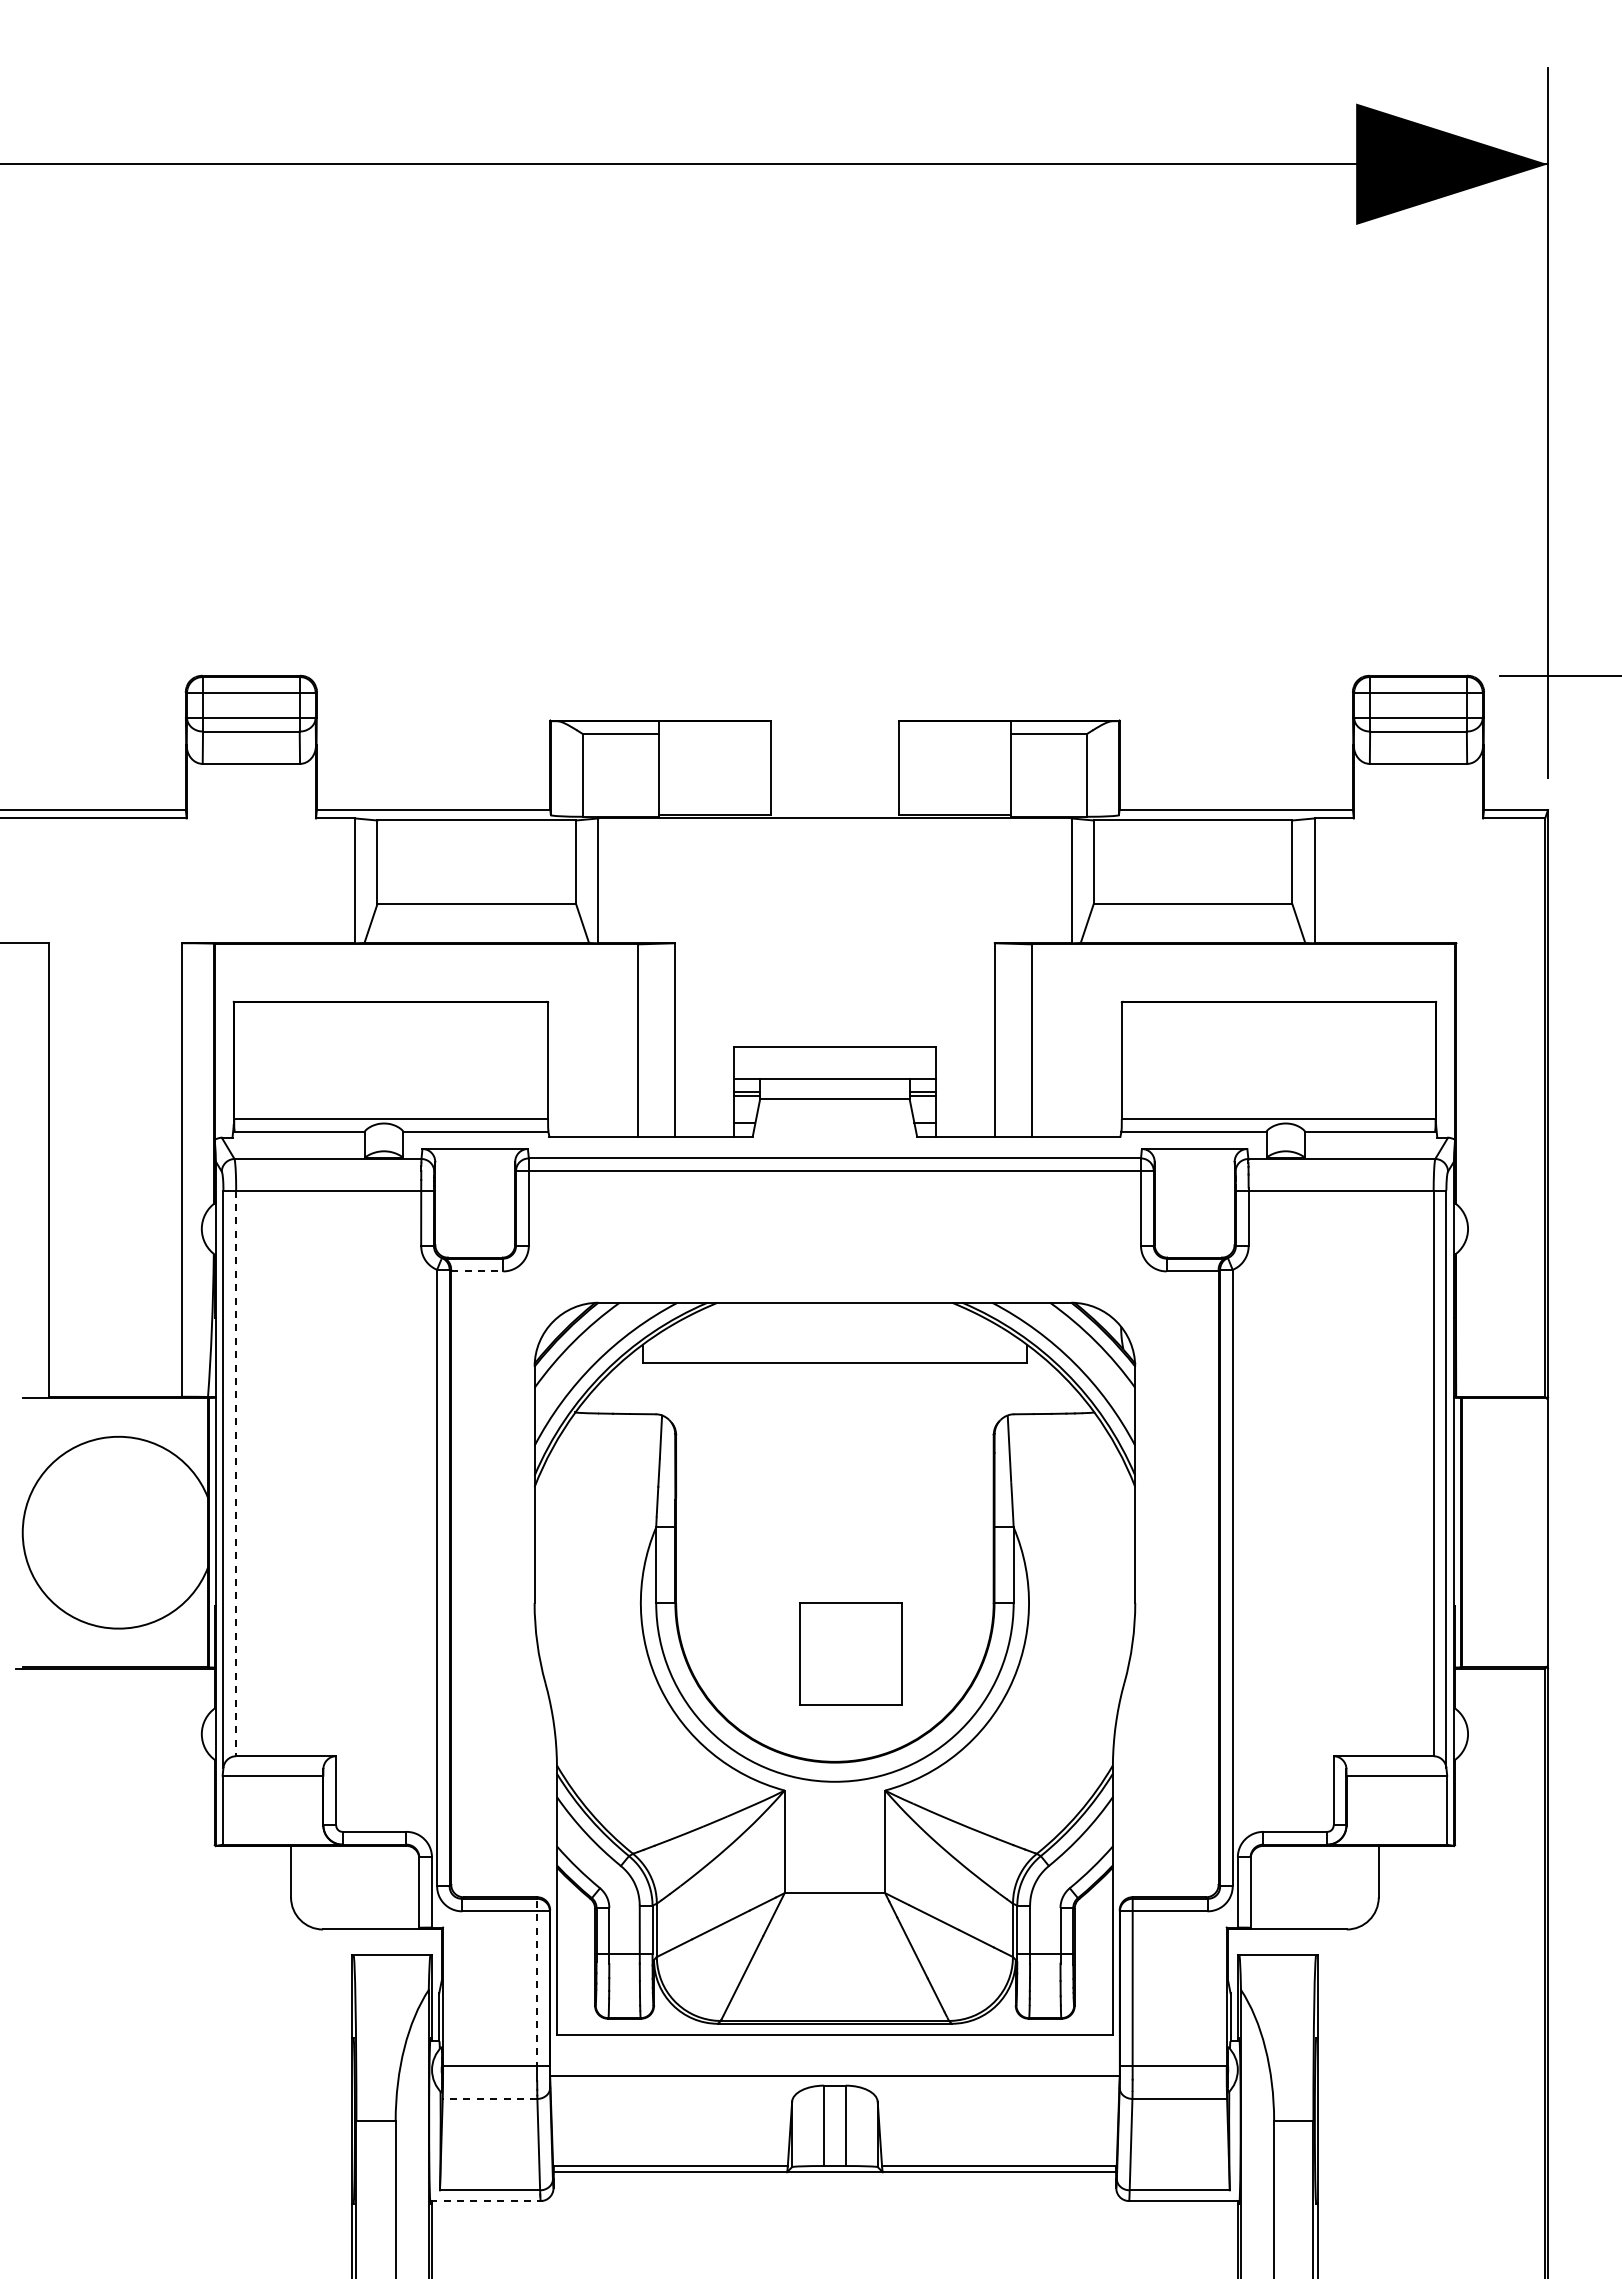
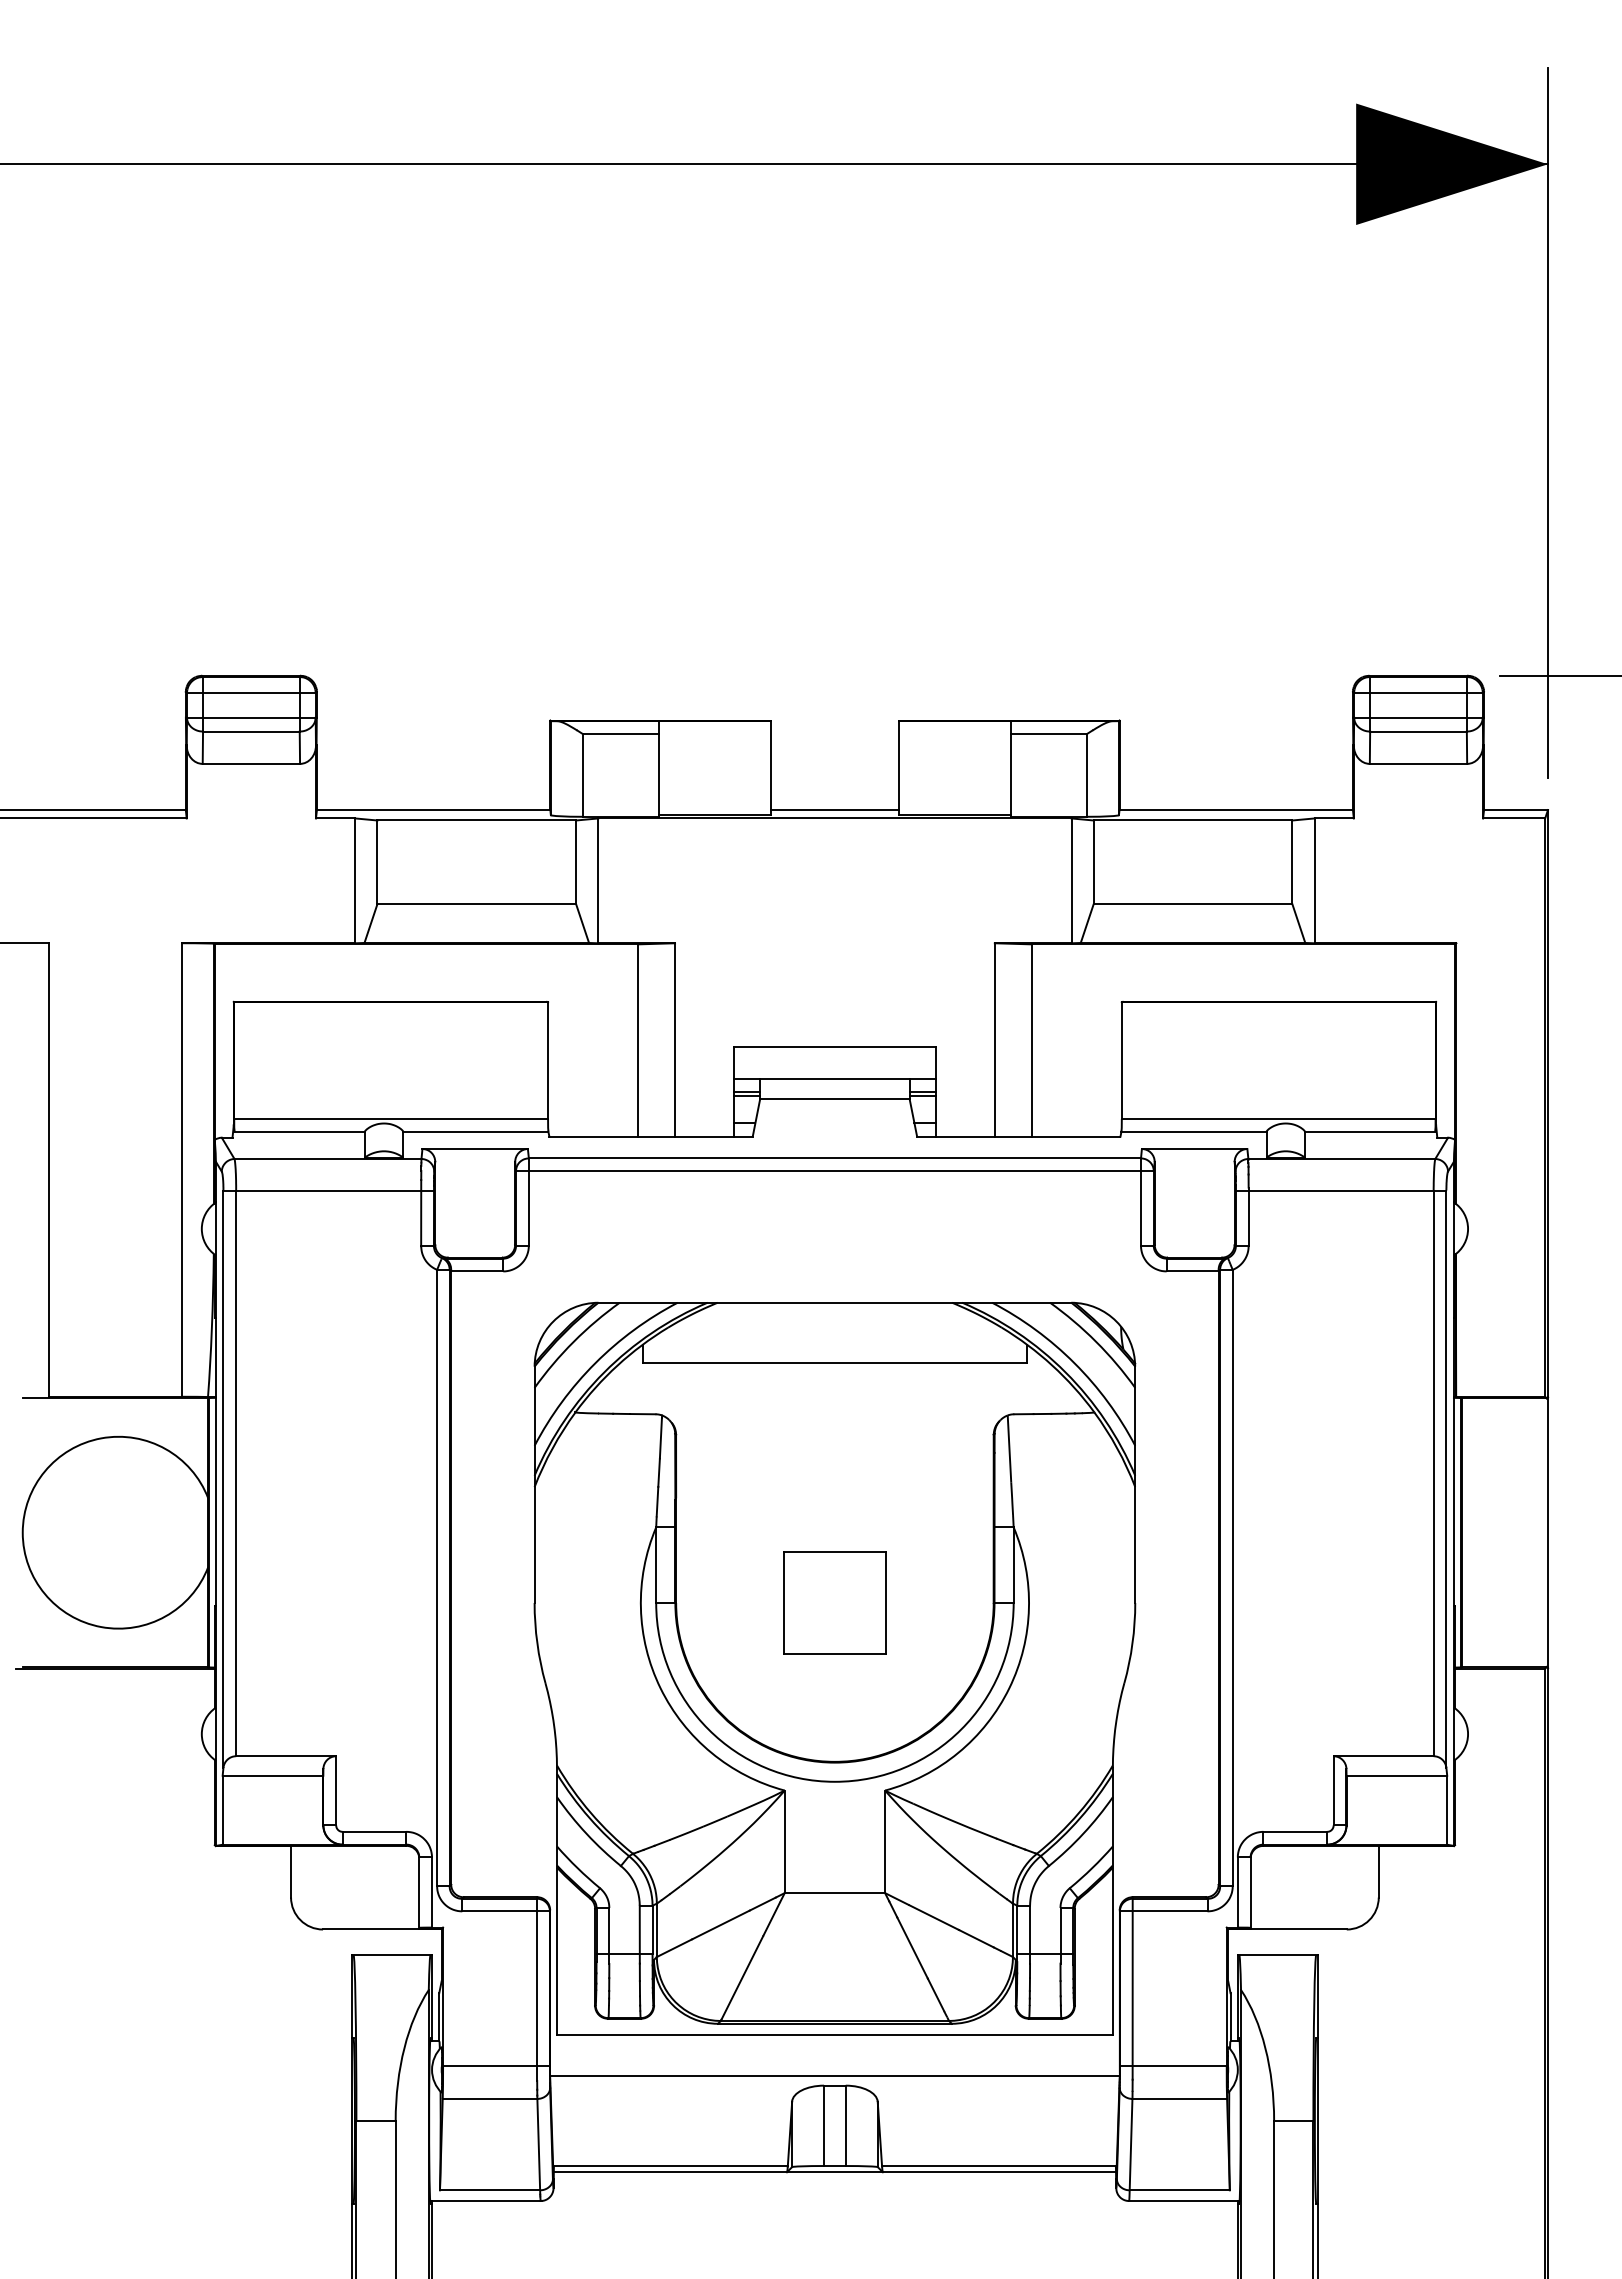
line: none -> present (834, 810)
line: dashed -> solid (477, 1271)
line: dashed -> solid (236, 1473)
part position: (850, 1653) -> (834, 1602) (834, 1602)
line: dashed -> solid (537, 1983)
line: dashed -> solid (489, 2098)
line: dashed -> solid (486, 2201)
